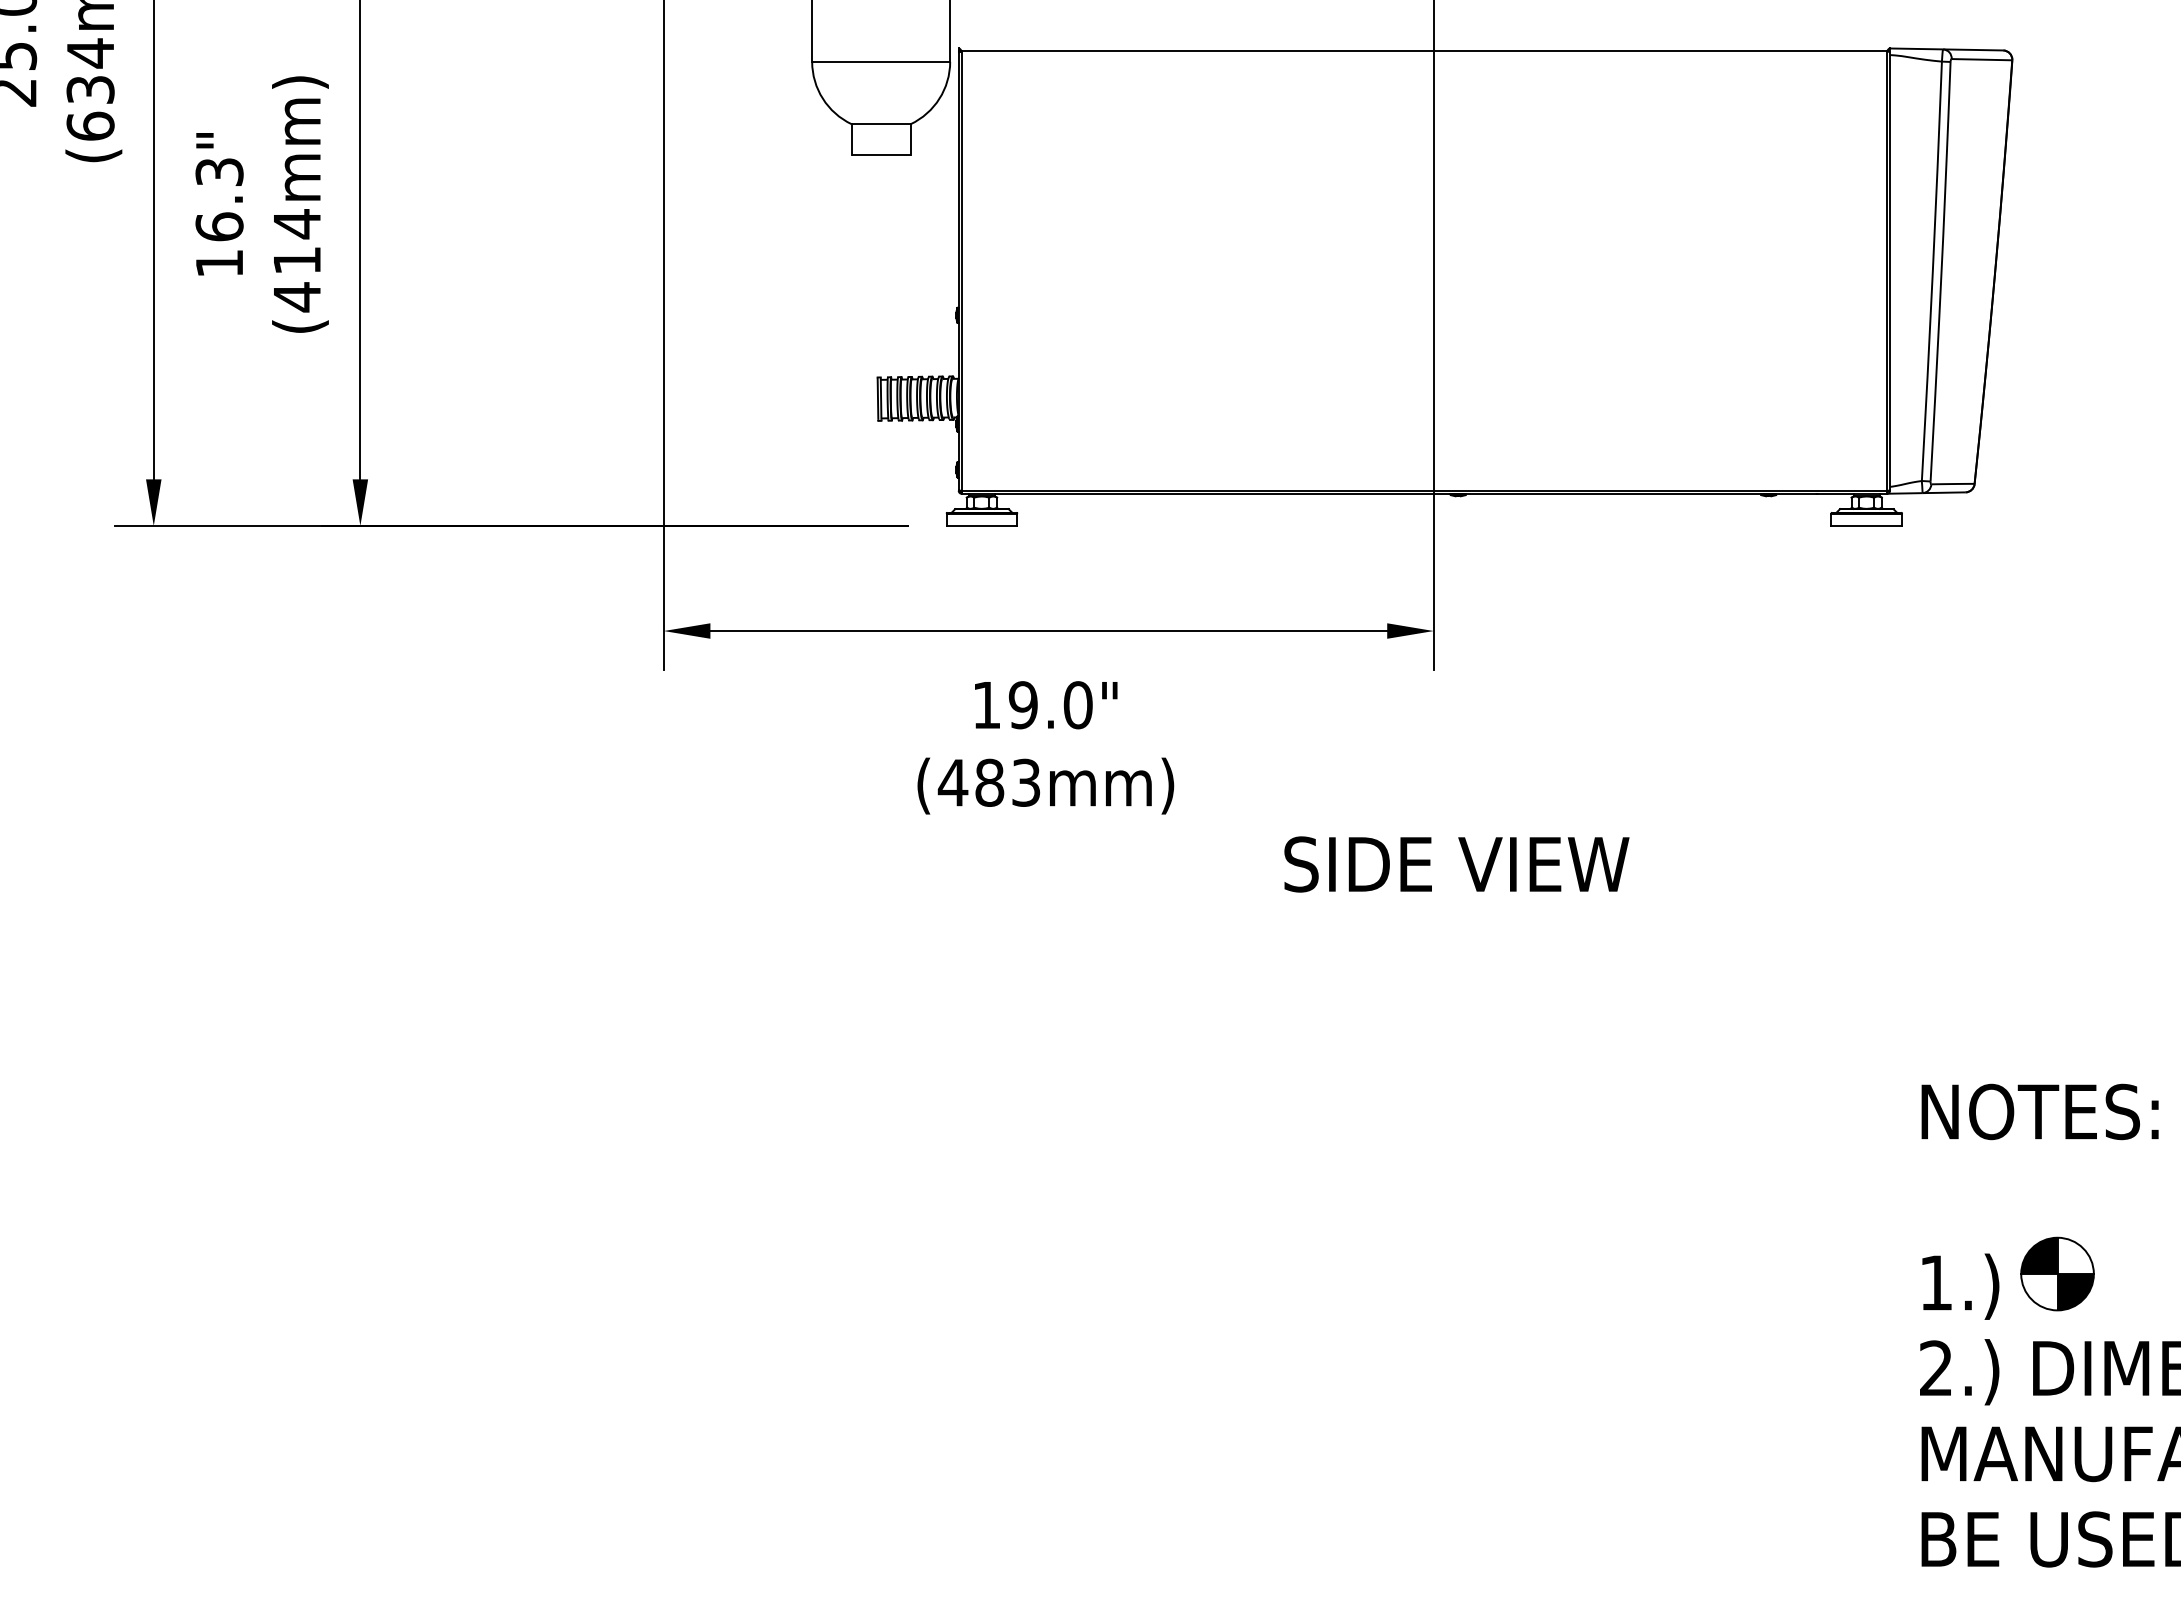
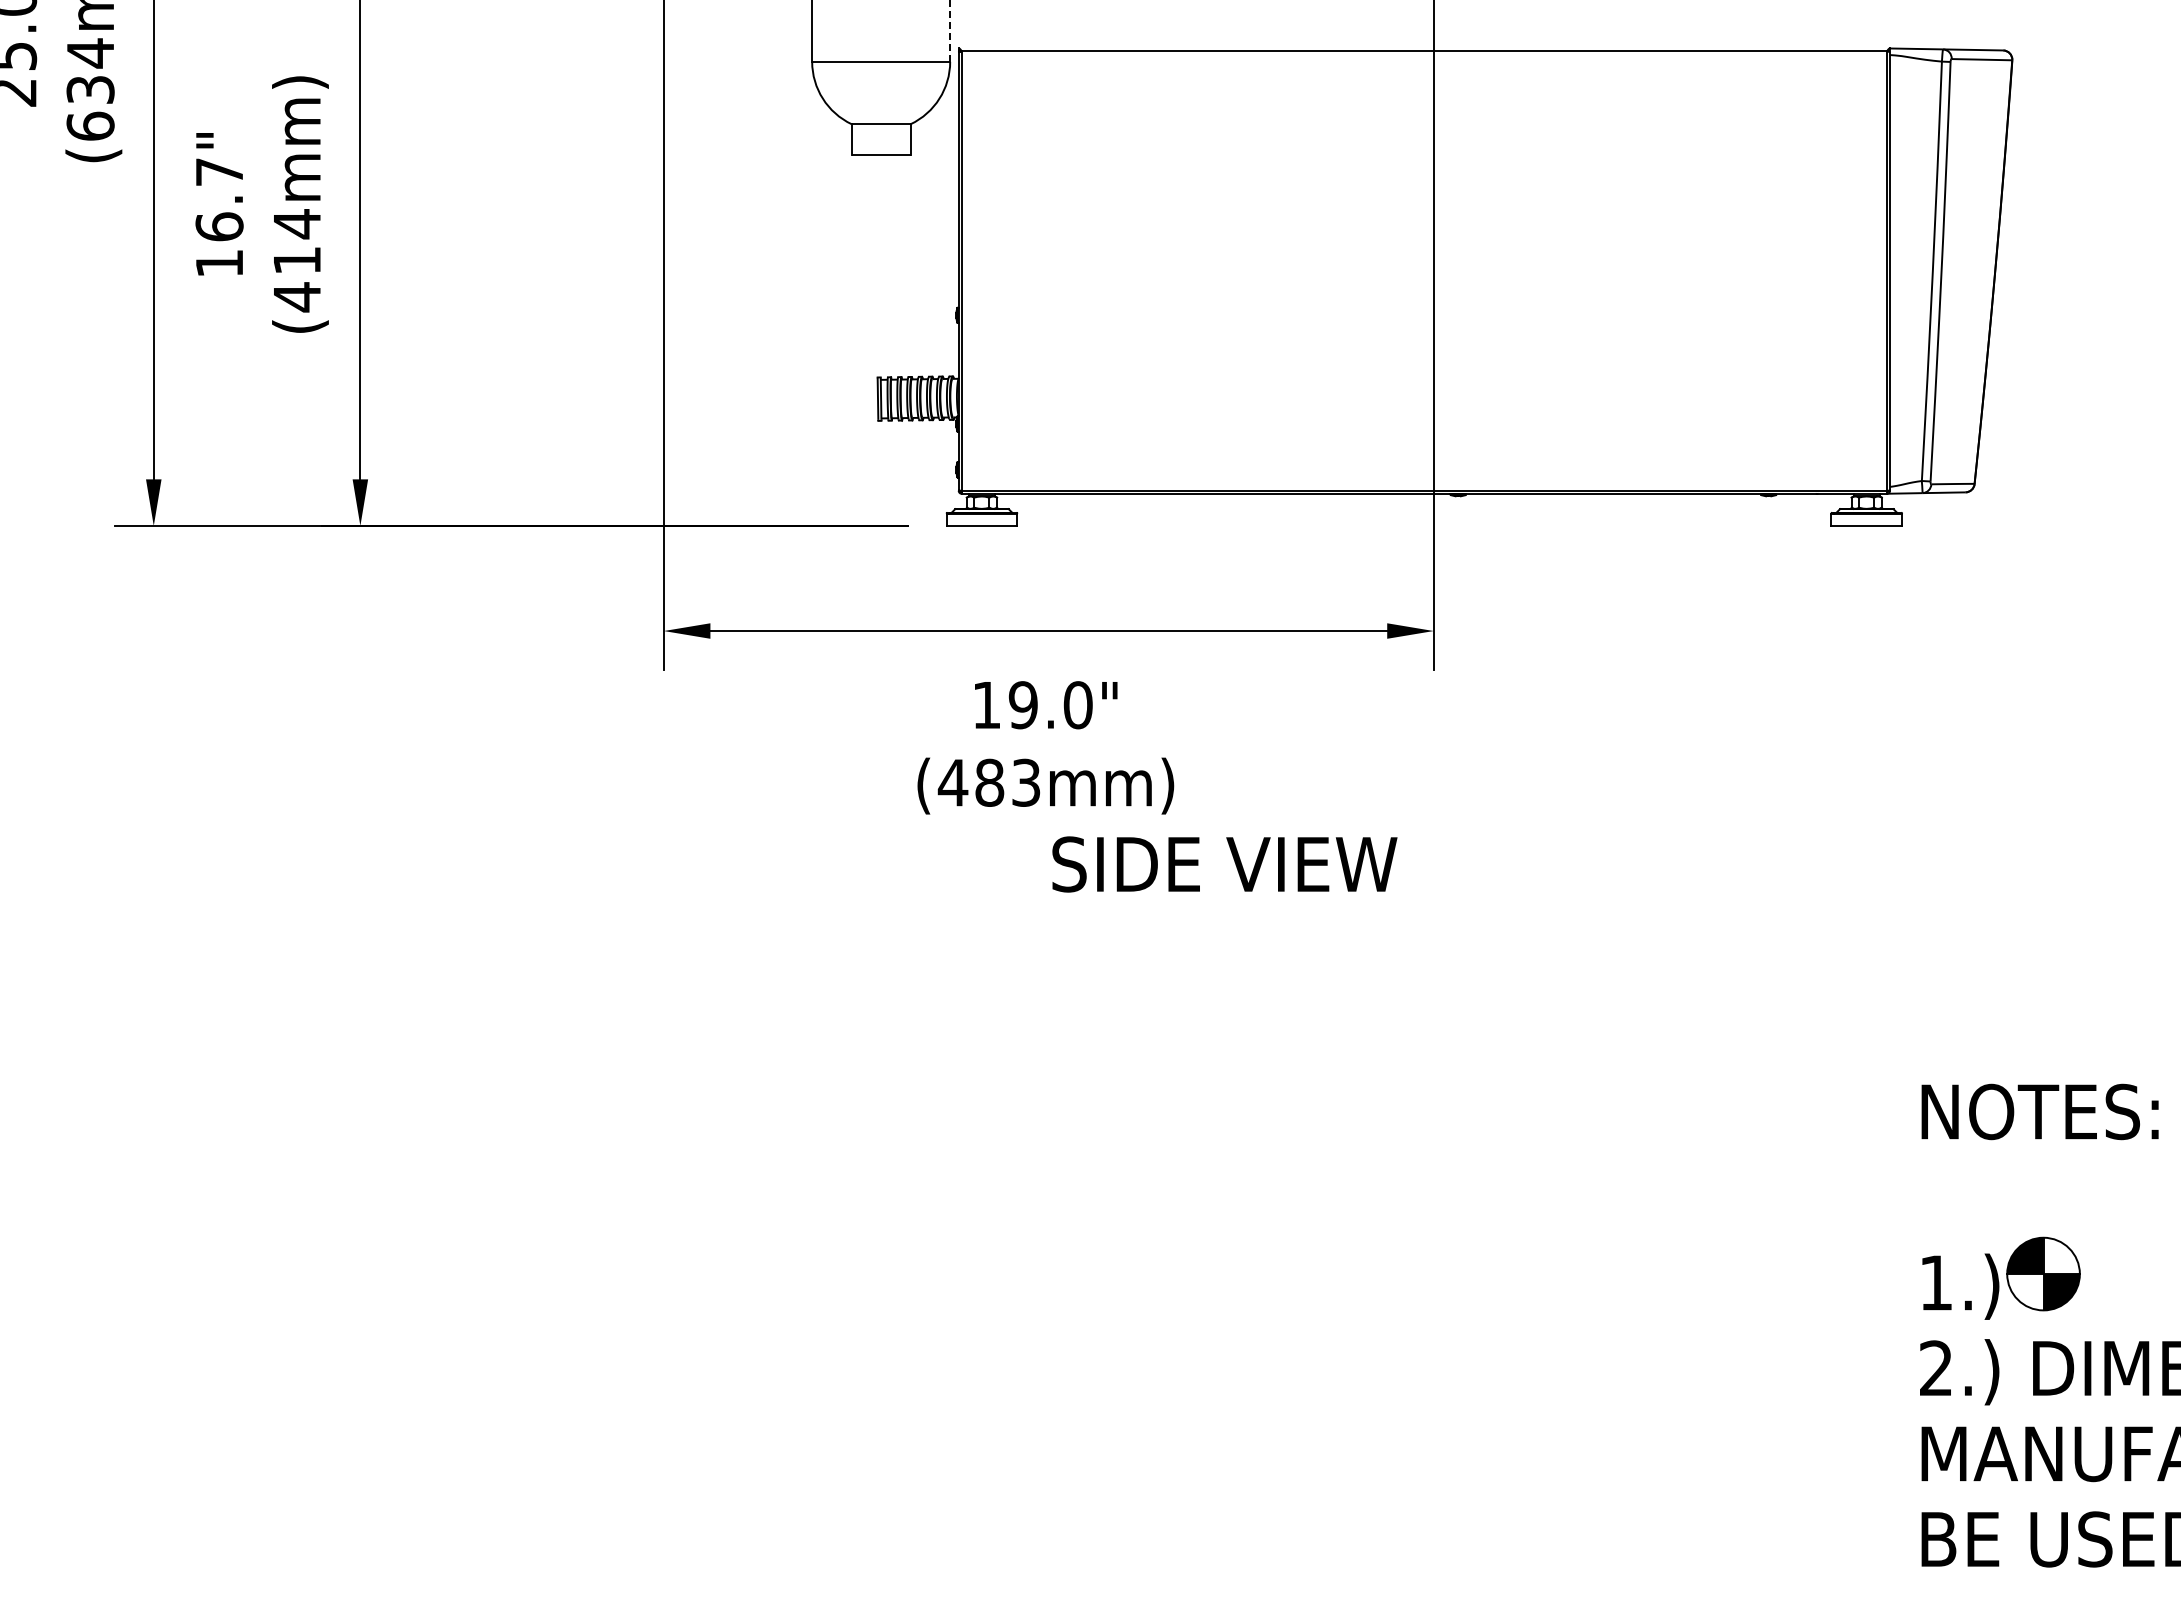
line: solid -> dashed (950, 31)
text: 16.3" -> 16.7" (219, 171)
text position: (1456, 864) -> (1224, 864) (1224, 864)
part position: (2057, 1273) -> (2043, 1273) (2043, 1273)
